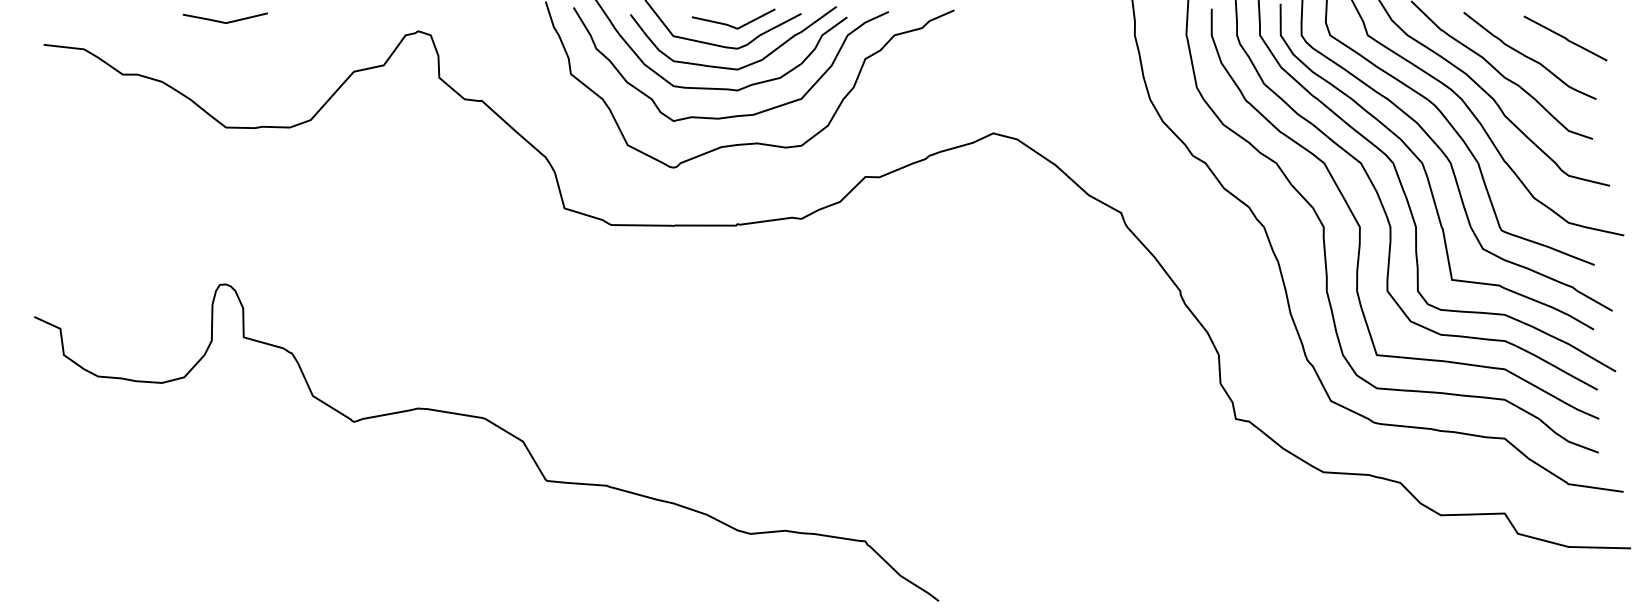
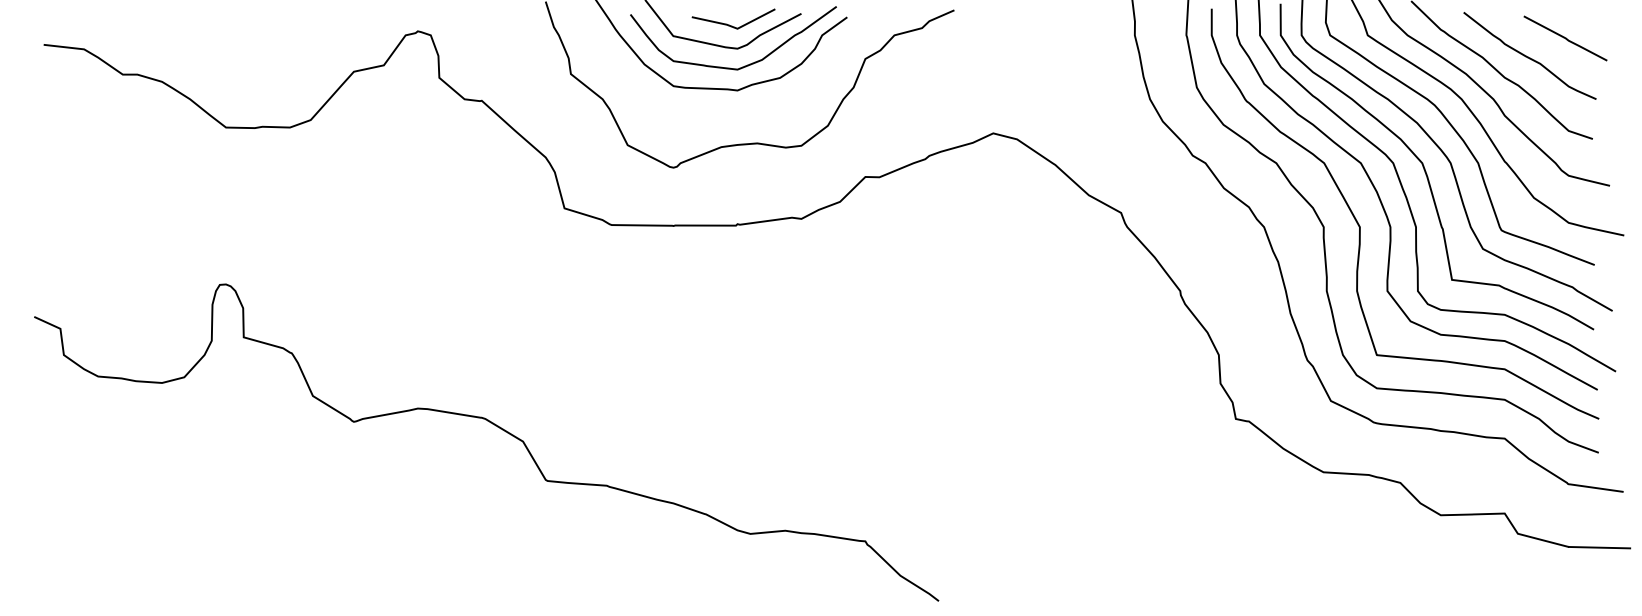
line: present -> none (224, 21)
curve: present -> none (732, 115)
